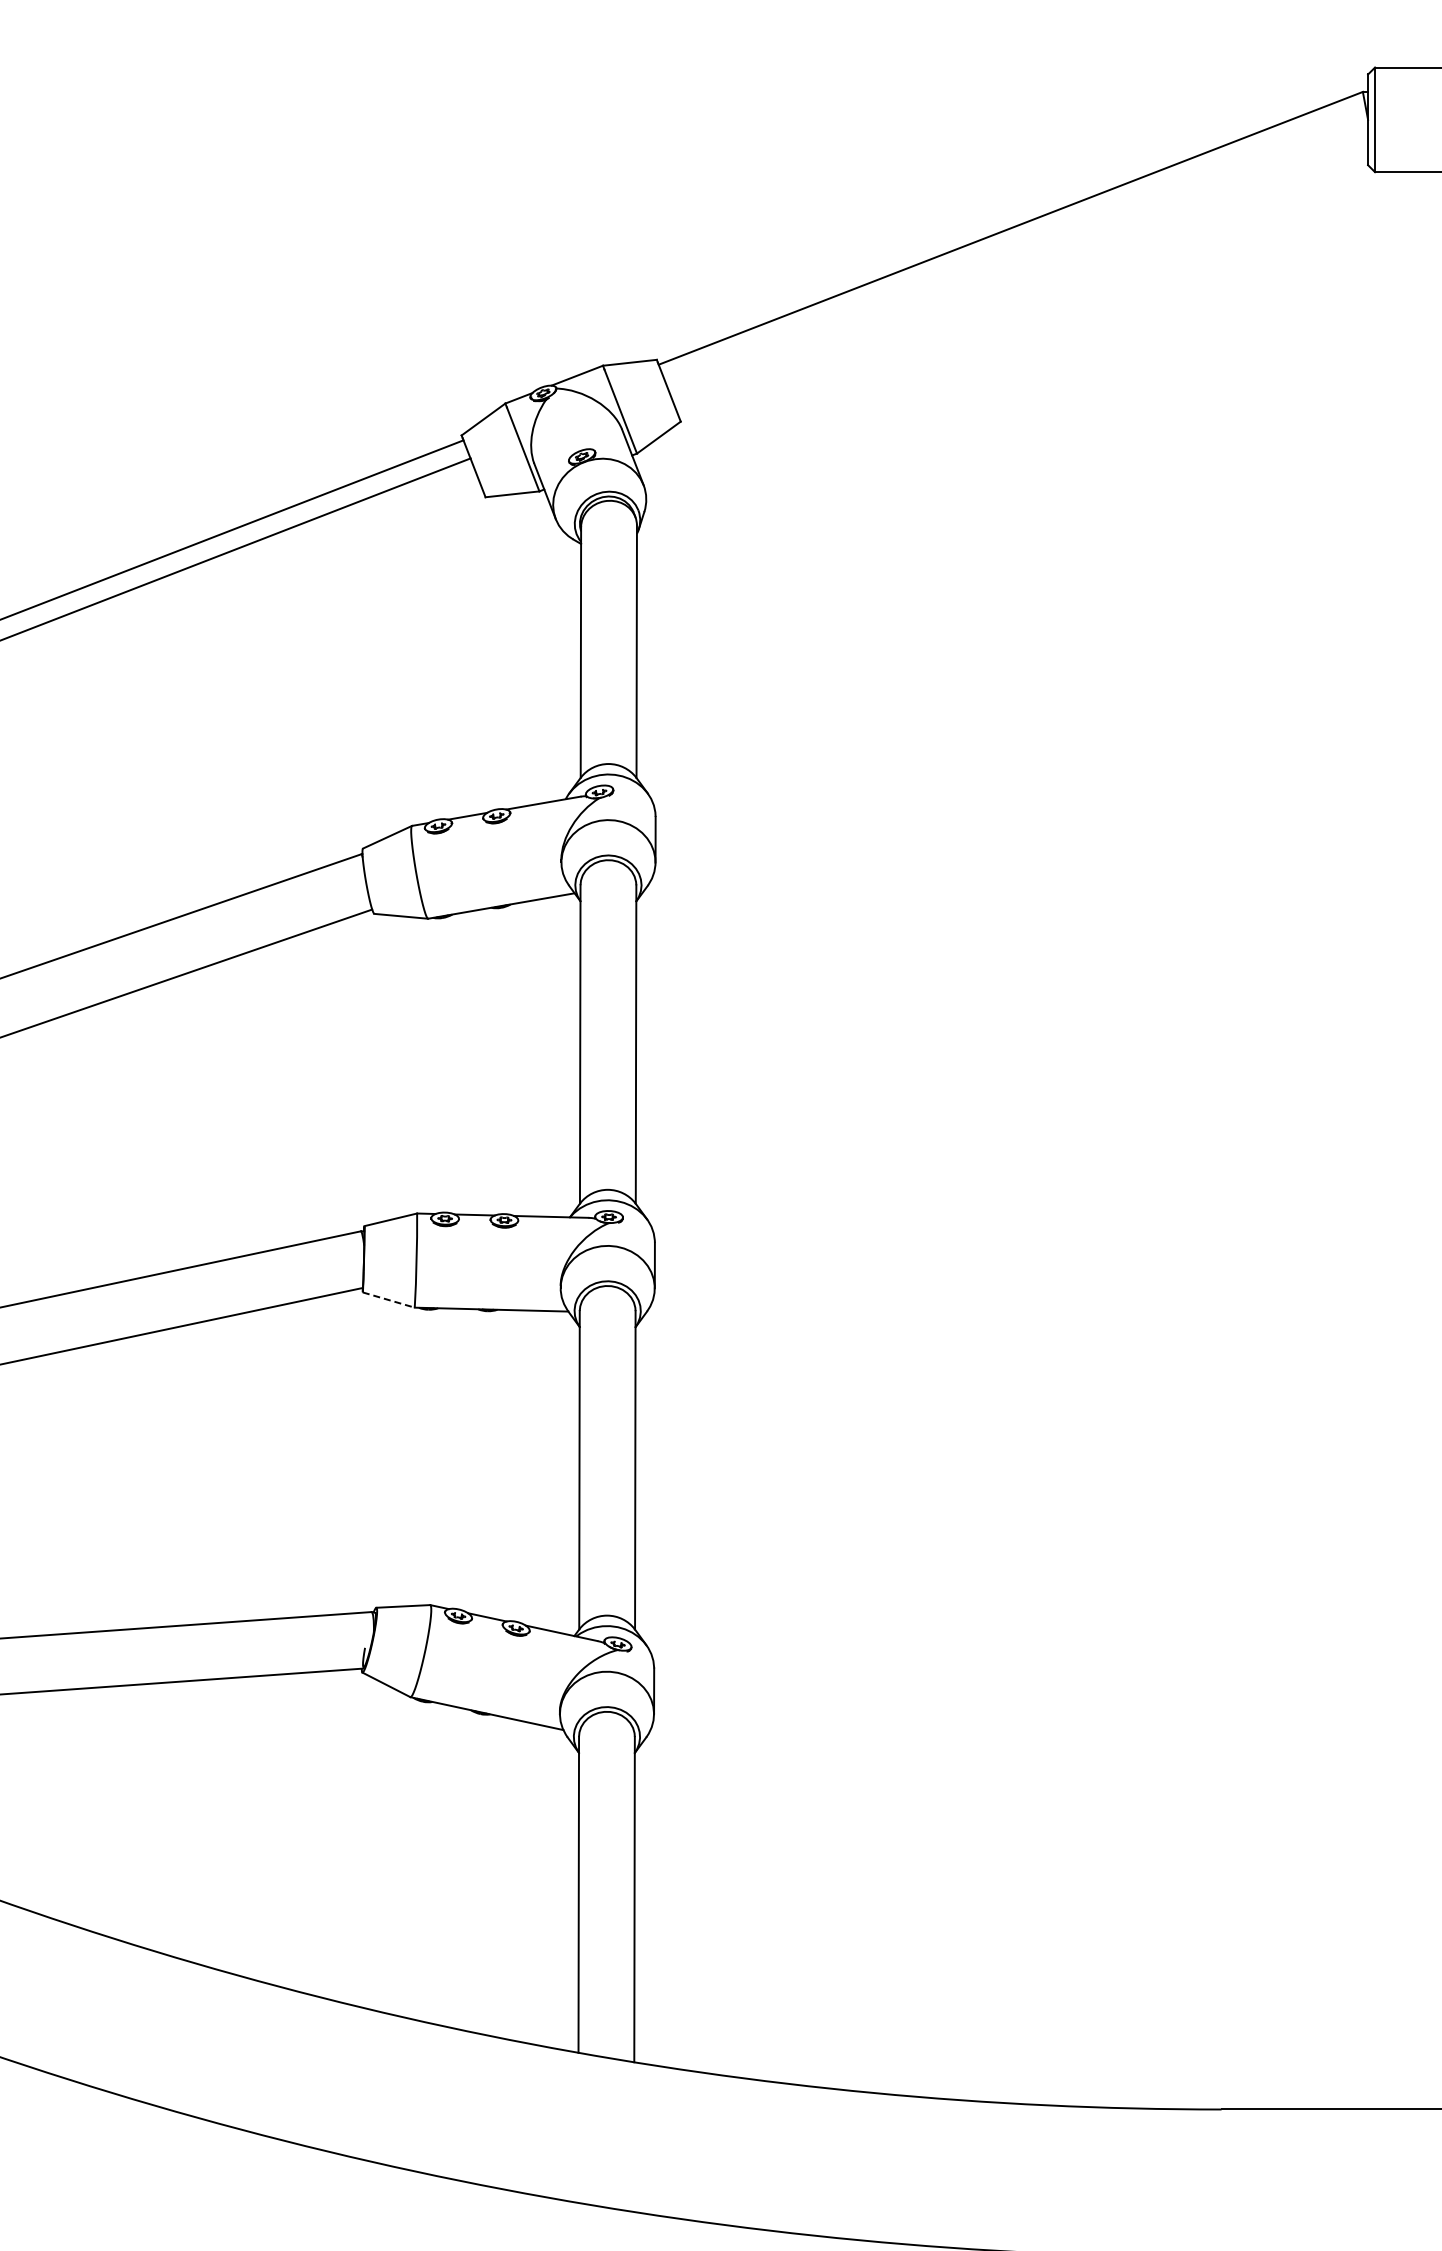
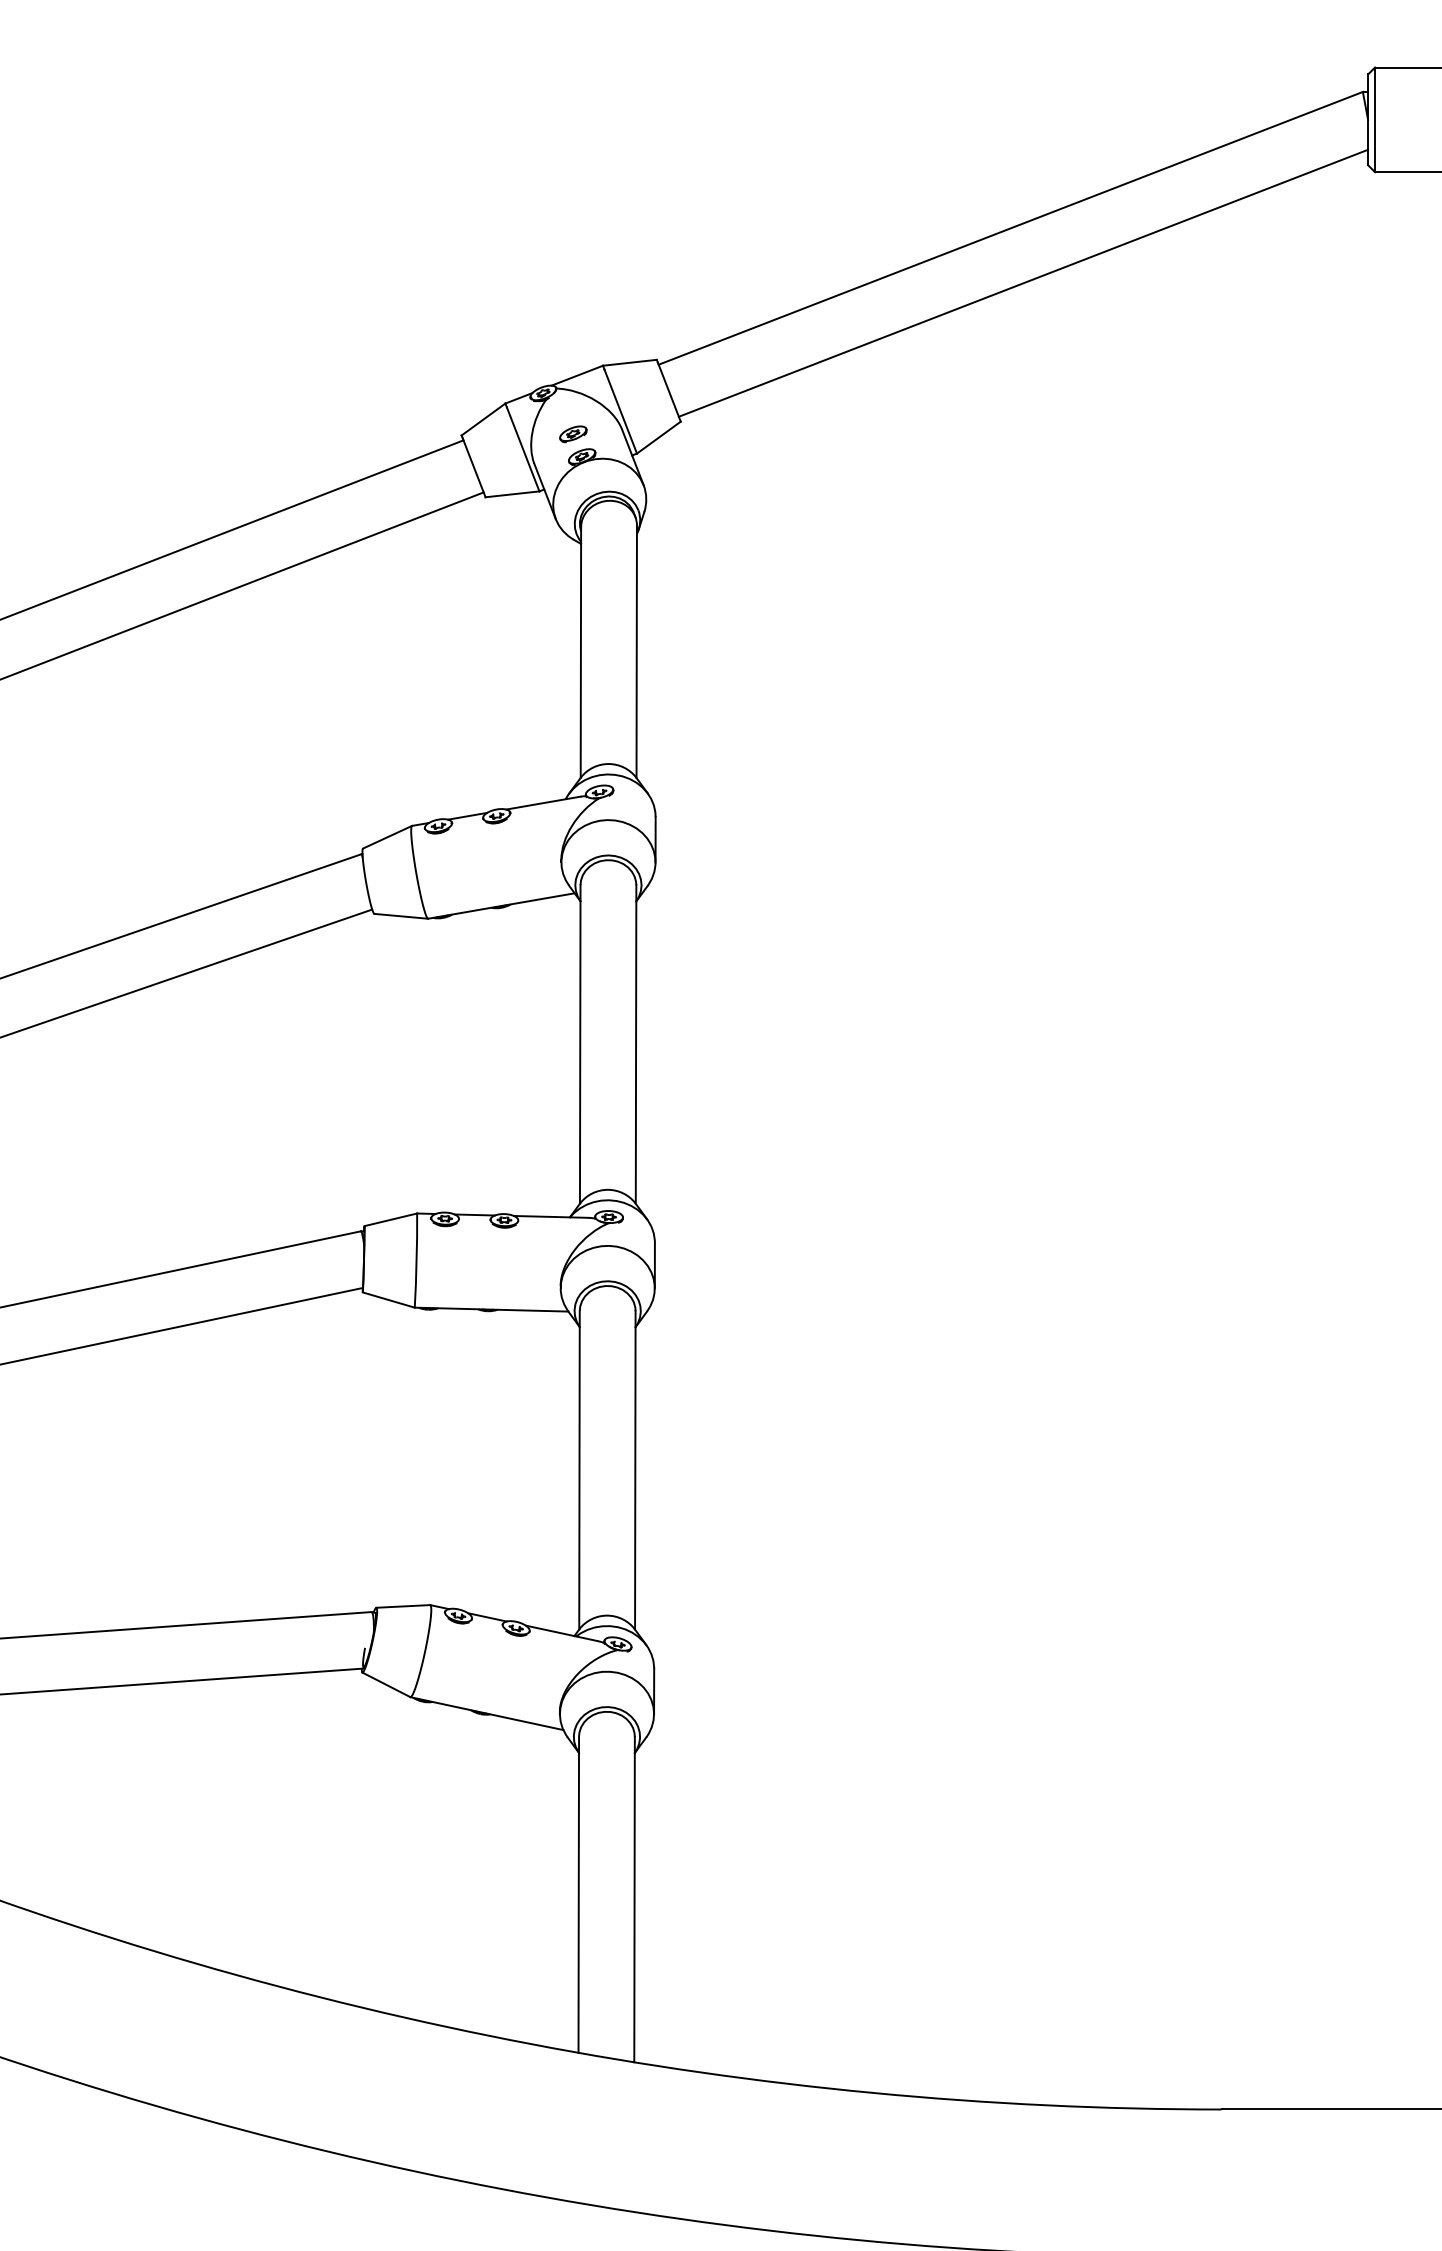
line: none -> present (1023, 282)
part: none -> present (573, 434)
line position: (236, 548) -> (242, 585) (242, 585)
line: dashed -> solid (389, 1300)
